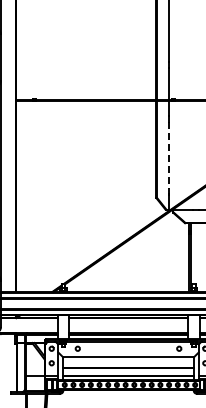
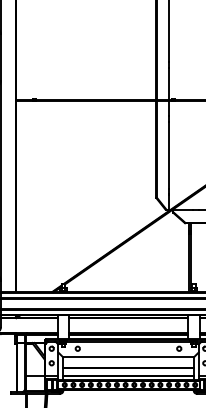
line: dashed -> solid (168, 155)
